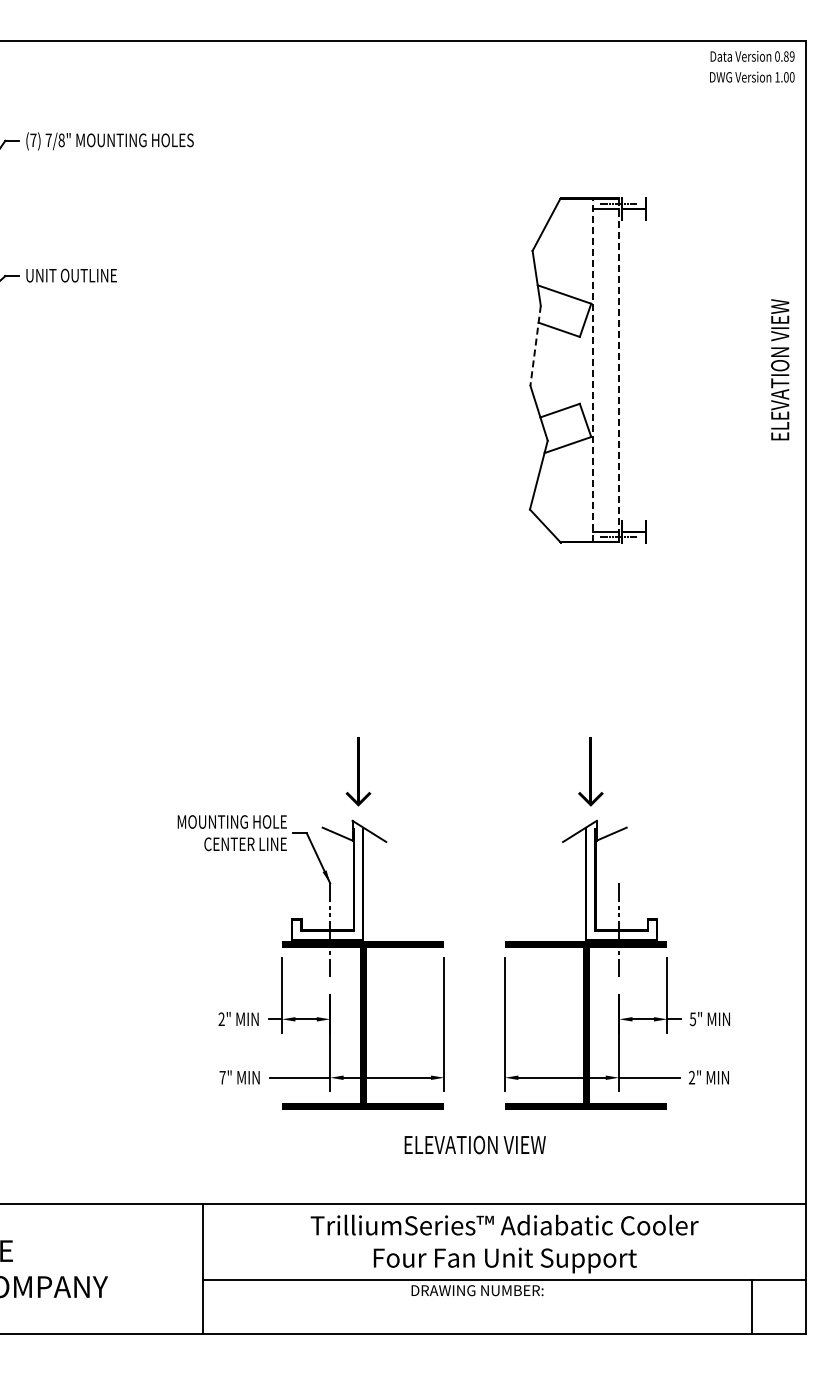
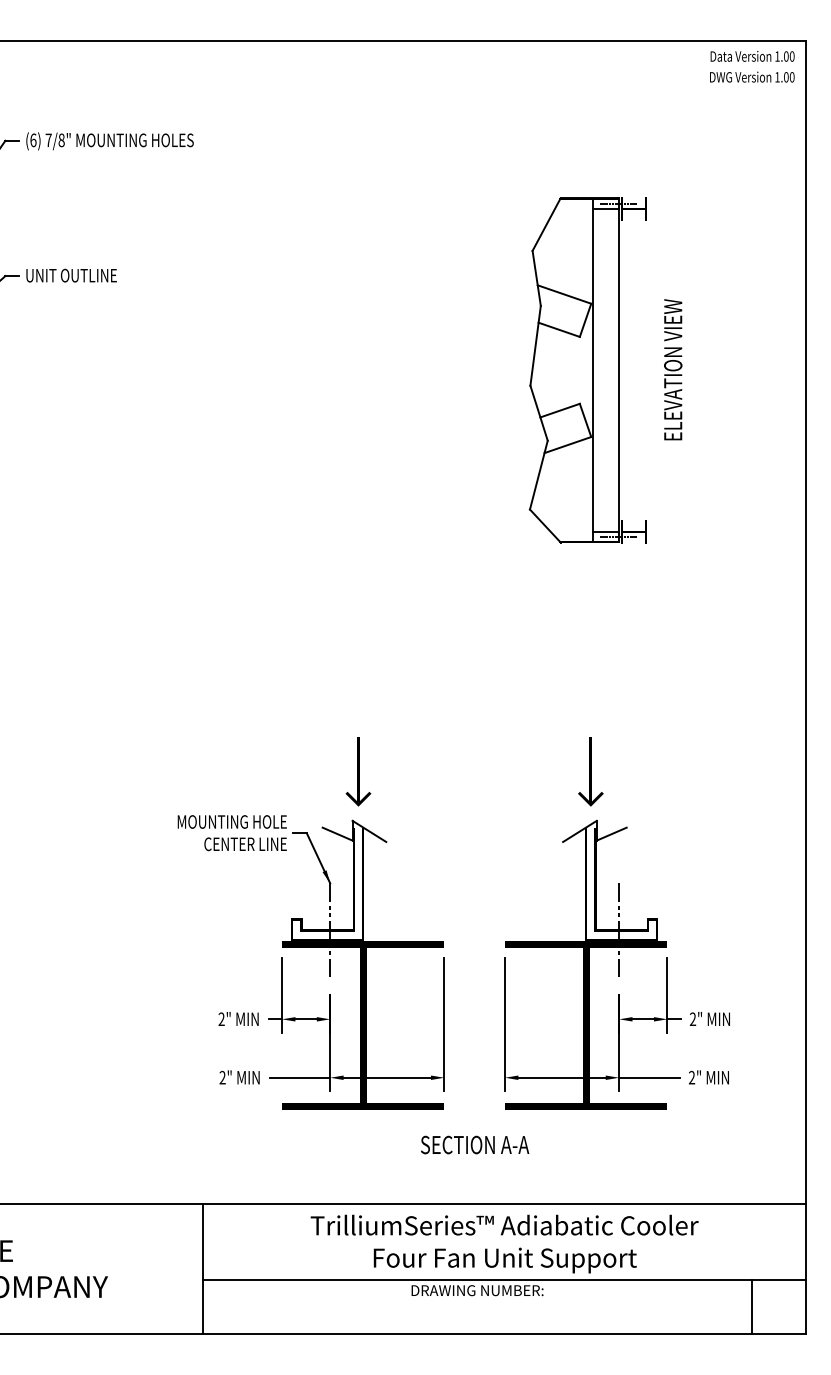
text: 0.89 -> 1.00 (784, 56)
text: (7) -> (6) (33, 140)
line: dashed -> solid (535, 346)
line: dashed -> solid (592, 369)
text position: (780, 369) -> (673, 369) (673, 369)
line: dashed -> solid (618, 370)
text: 5" -> 2" (692, 1019)
text: 7" -> 2" (222, 1077)
text: ELEVATION VIEW -> SECTION A-A (474, 1144)
